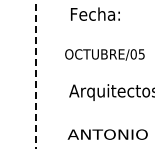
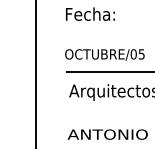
text position: (95, 13) -> (90, 13) (90, 13)
line: none -> present (109, 72)
line: dashed -> solid (35, 74)
